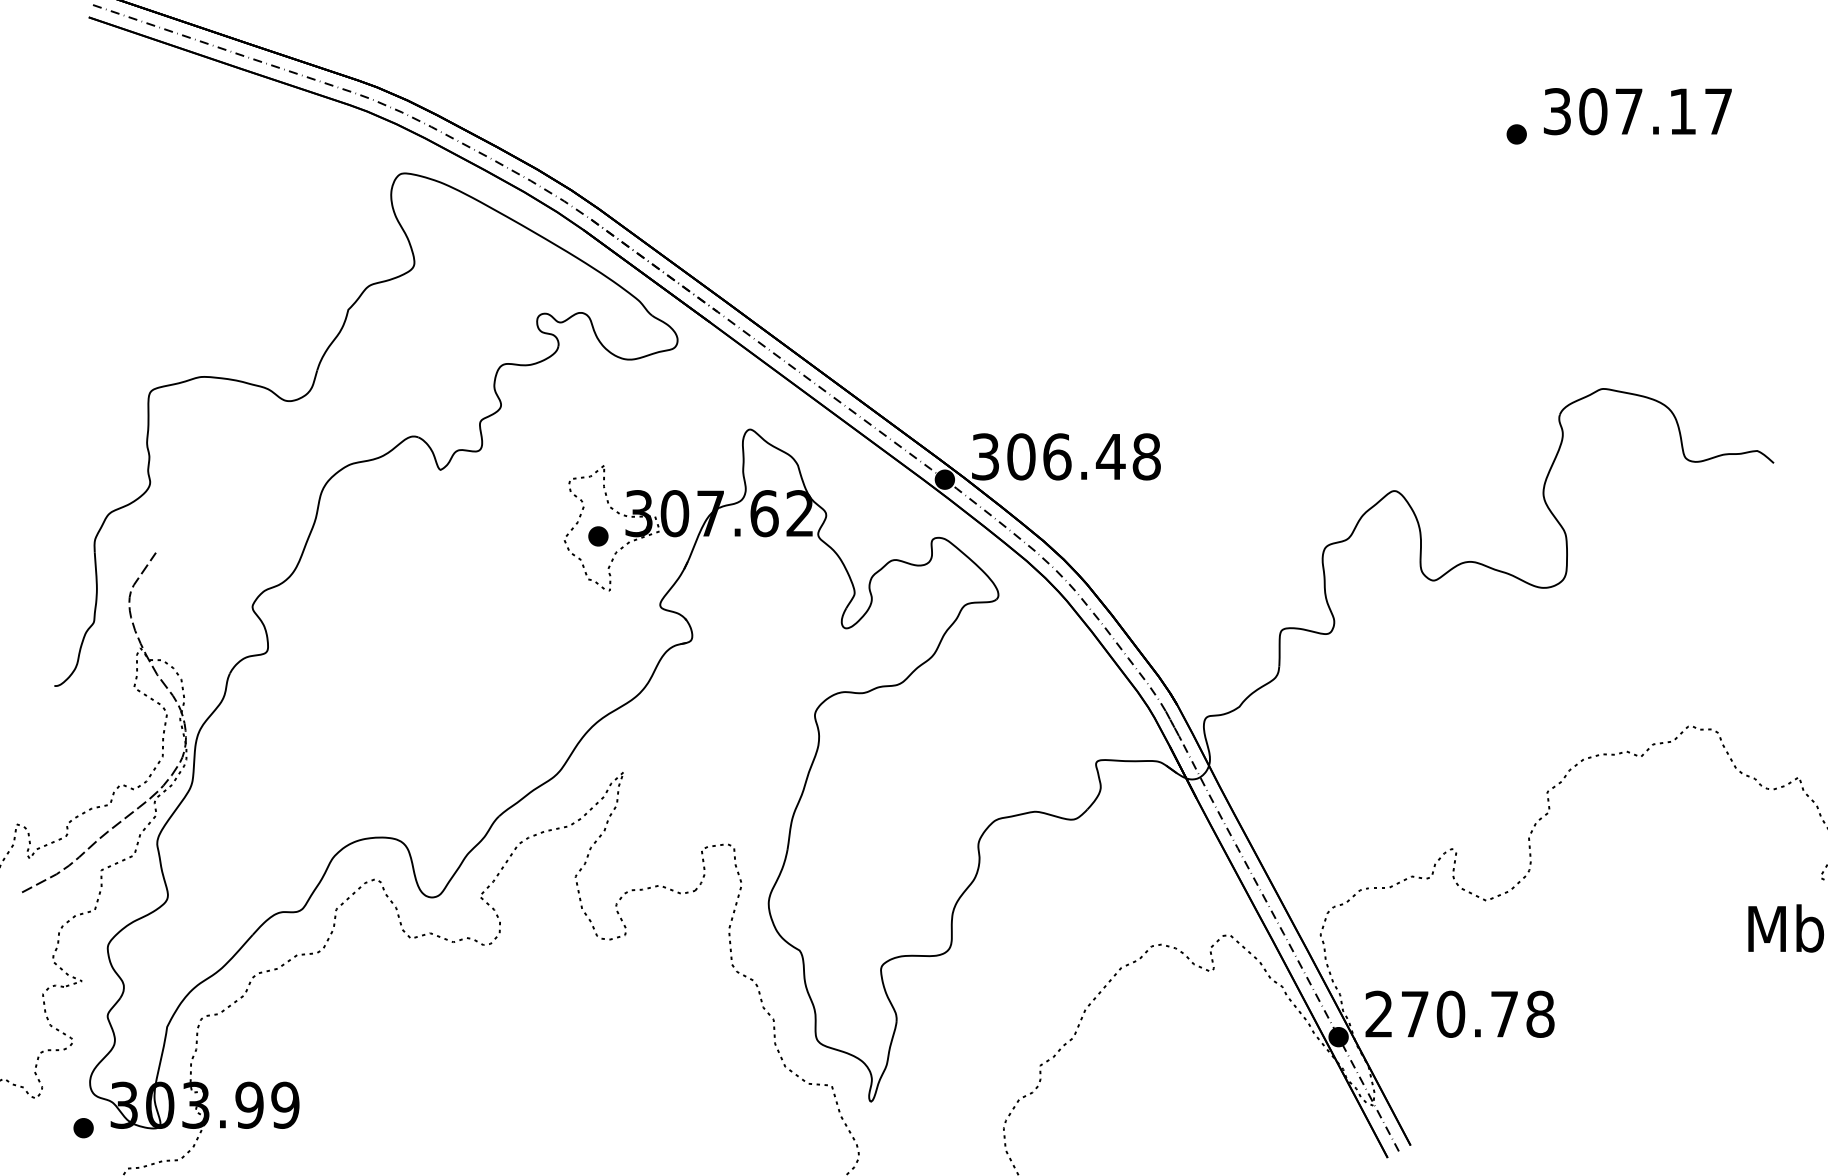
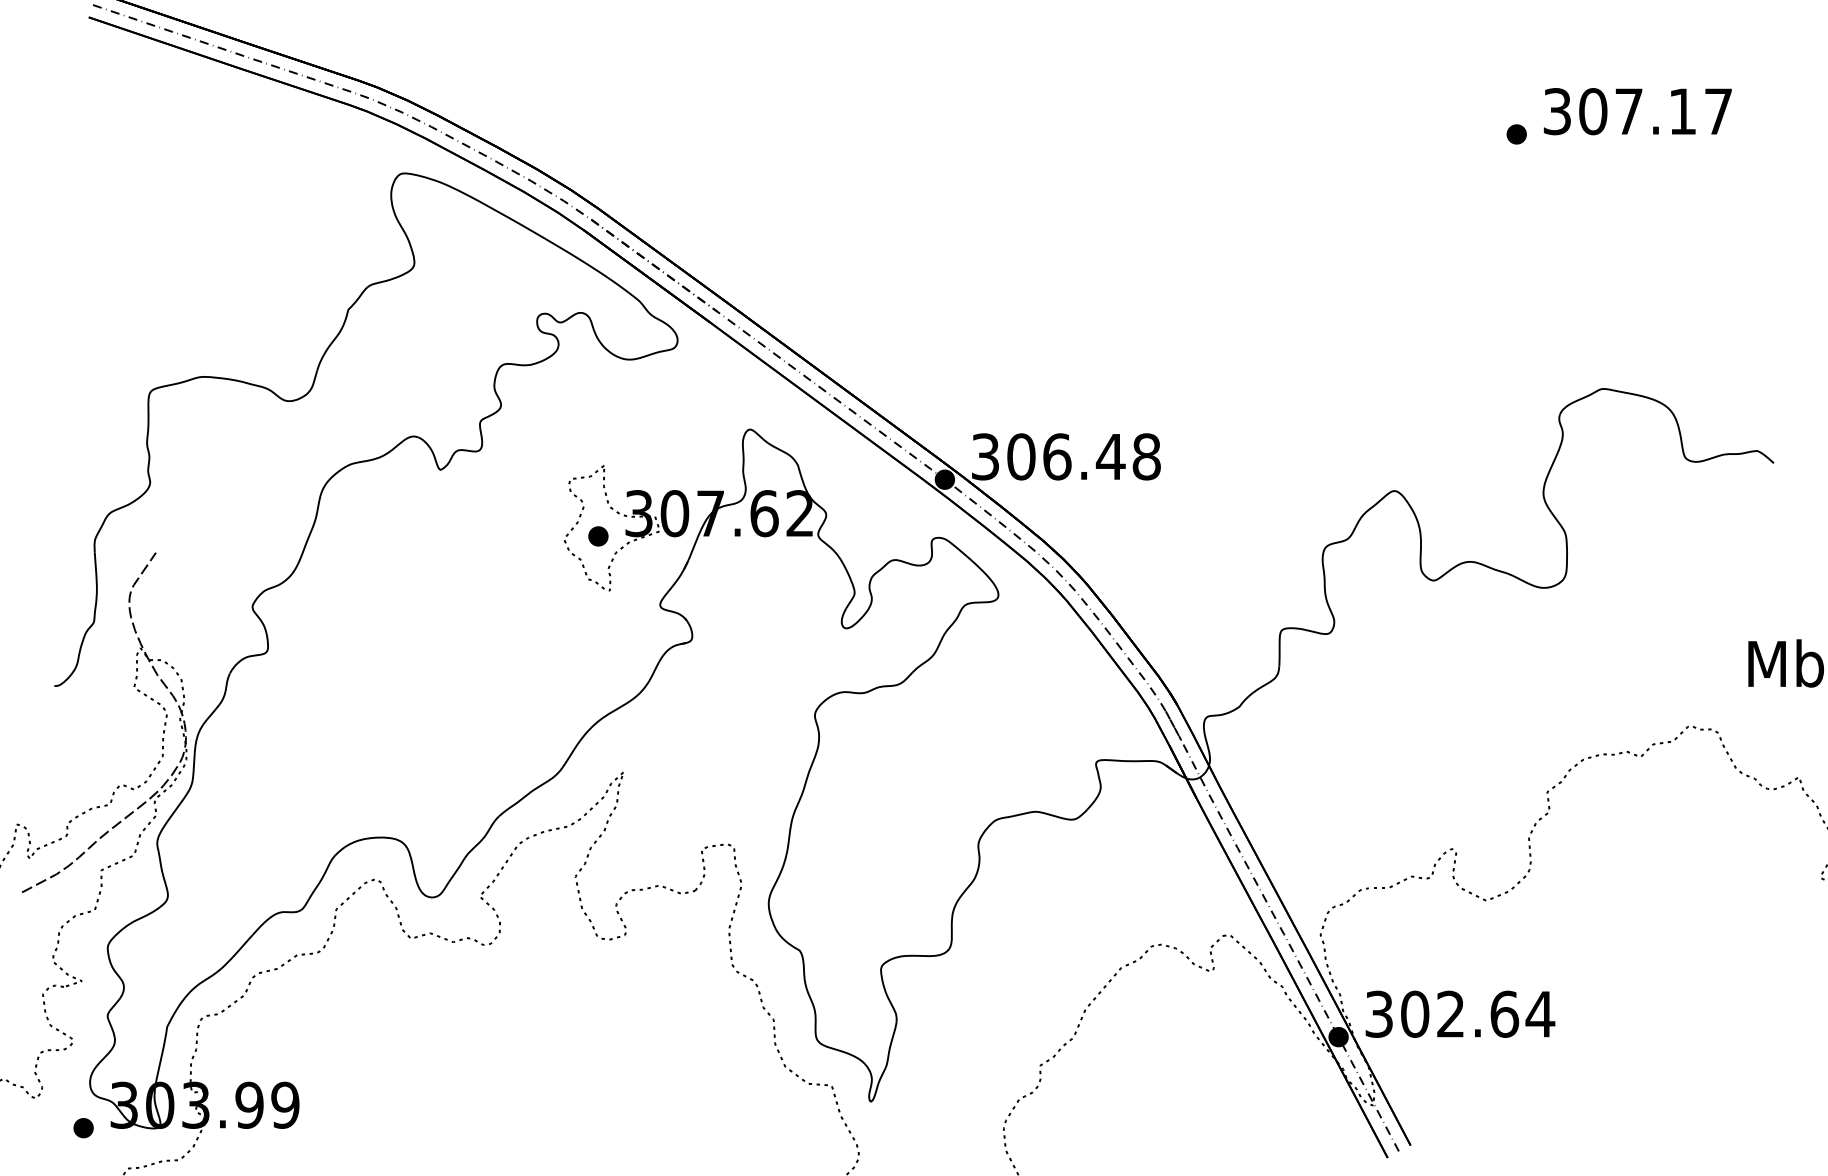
text position: (1785, 928) -> (1785, 663) (1785, 663)
text: 270.78 -> 302.64 (1460, 1013)
